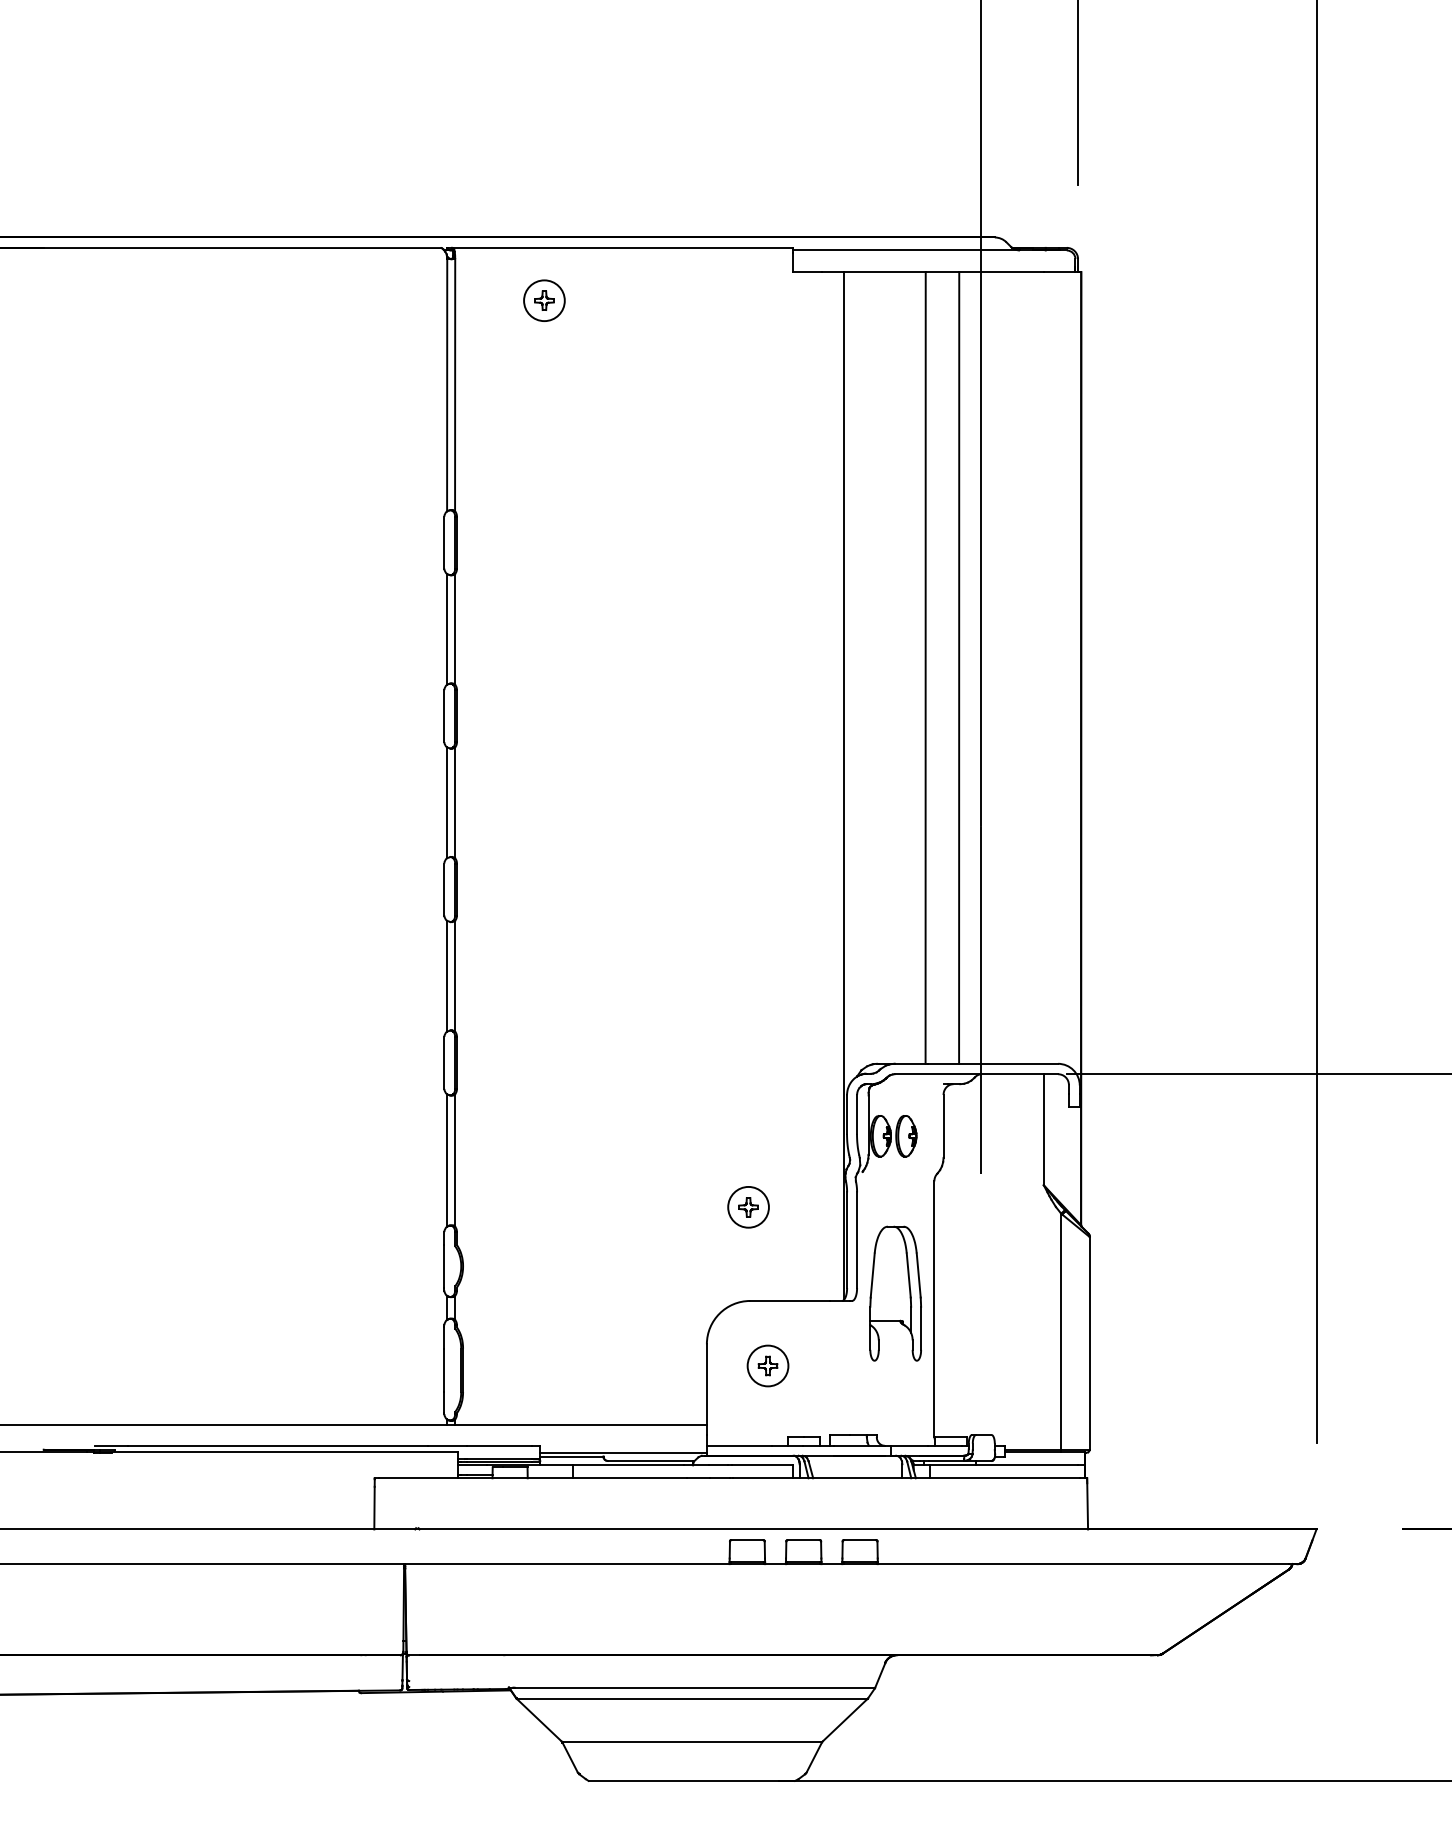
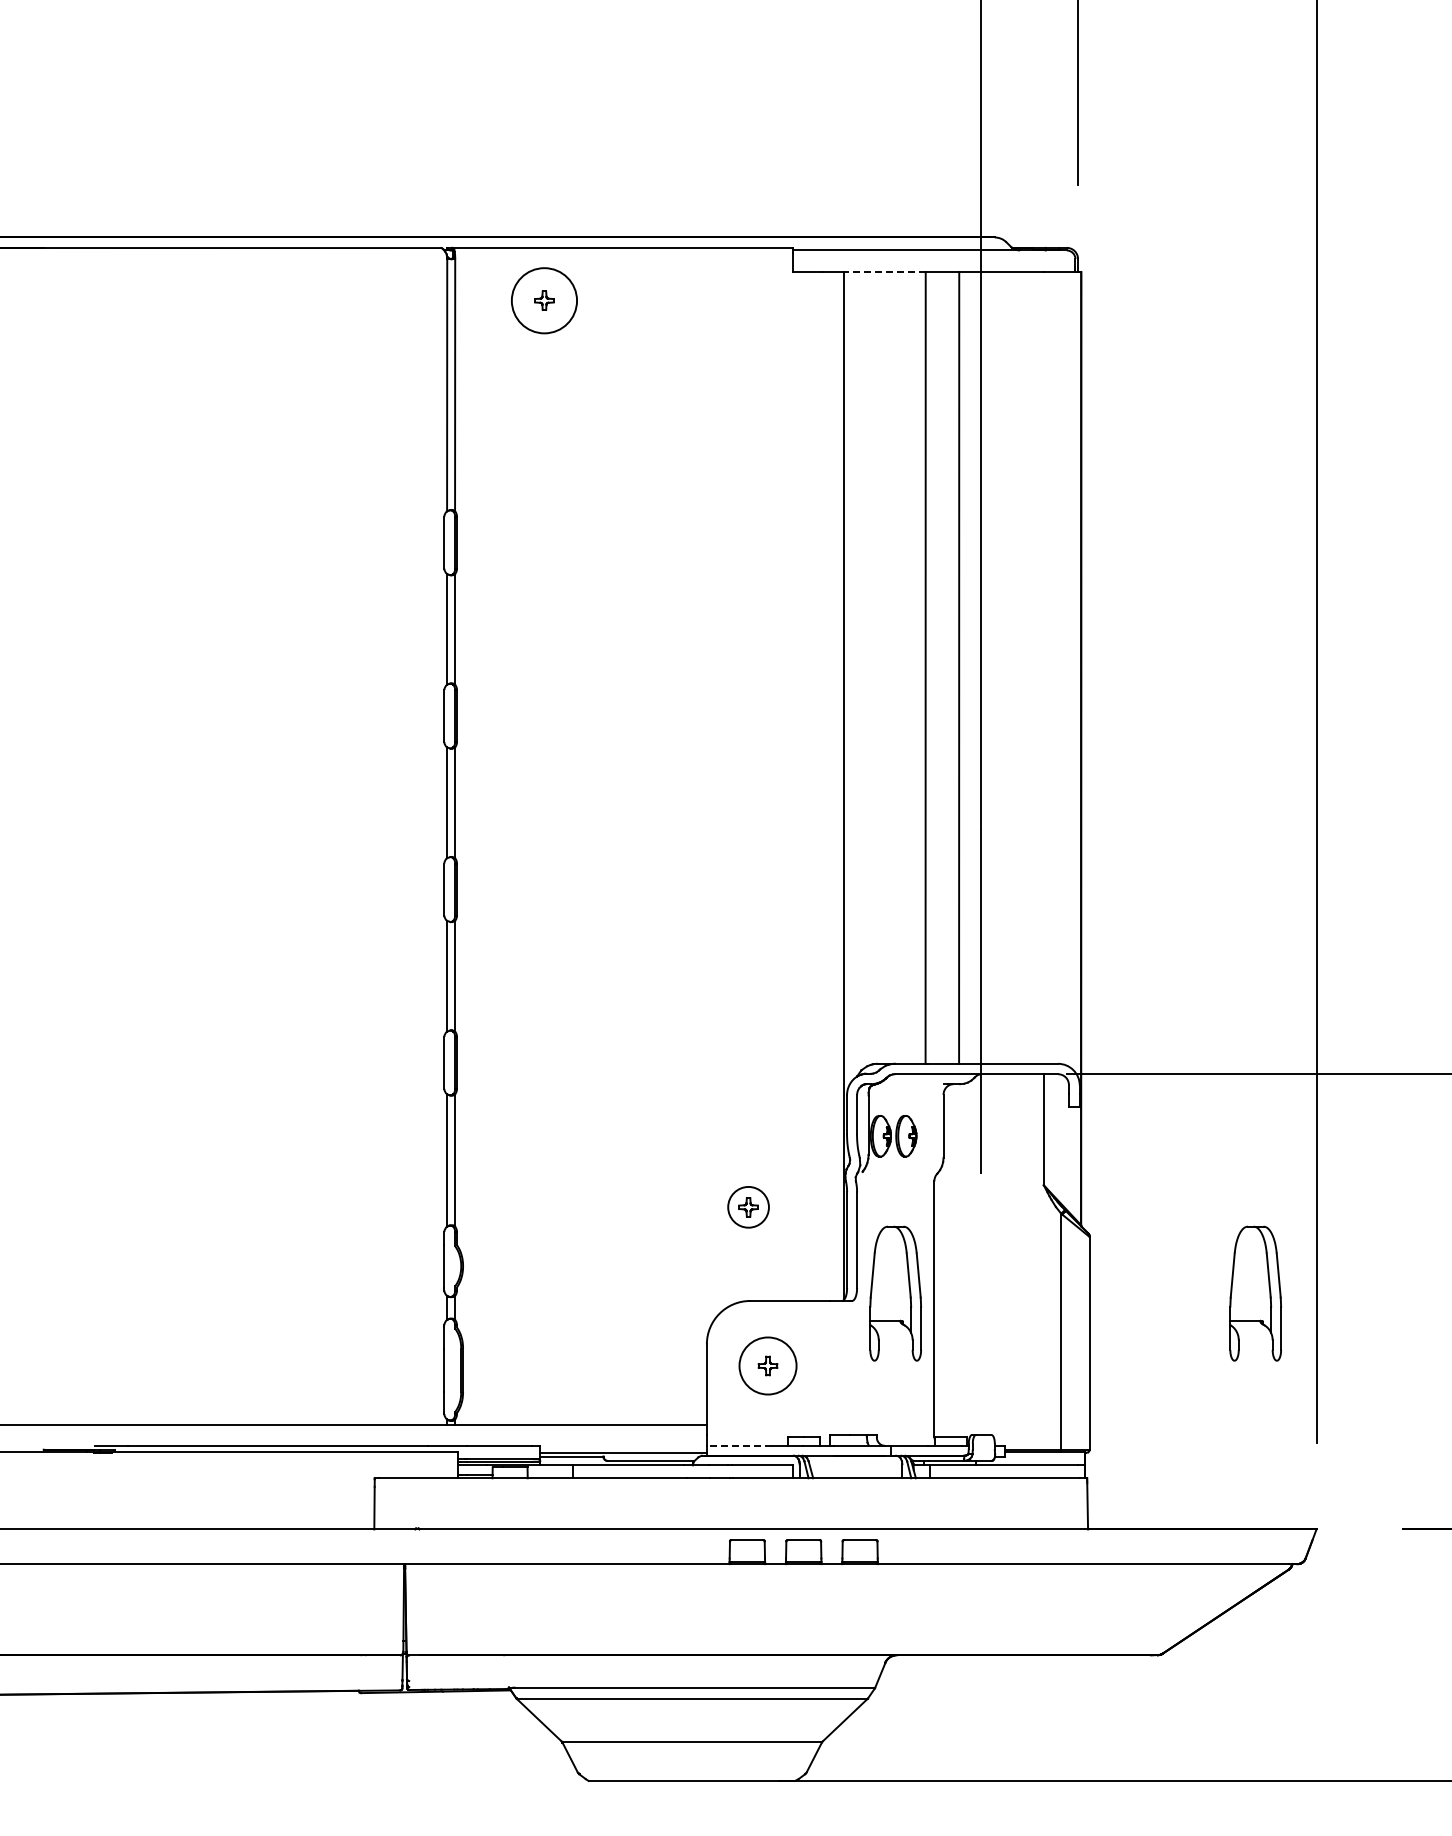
line: solid -> dashed (884, 272)
circle diameter: 41 px -> 65 px (544, 300)
part: none -> present (1255, 1293)
circle diameter: 41 px -> 57 px (767, 1365)
line: solid -> dashed (739, 1445)
